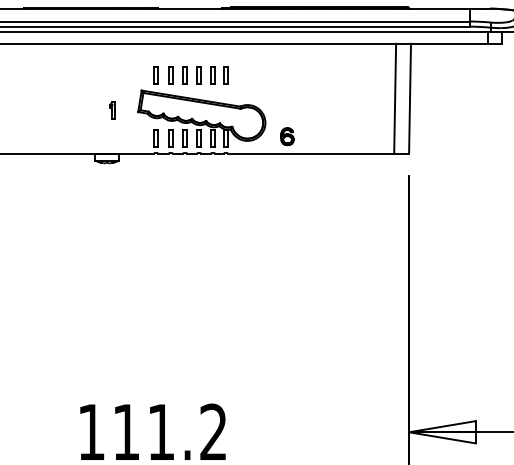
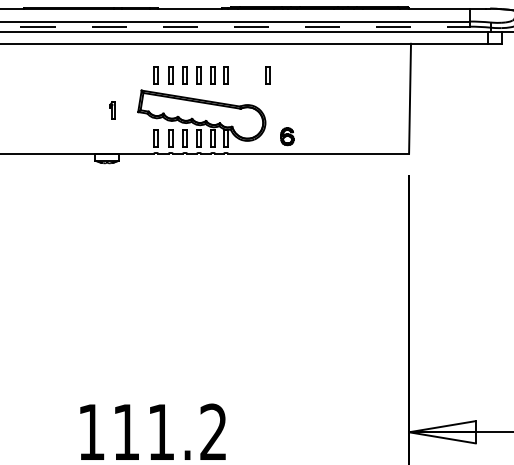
line: solid -> dashed (235, 26)
part: none -> present (267, 75)
line: present -> none (395, 98)
